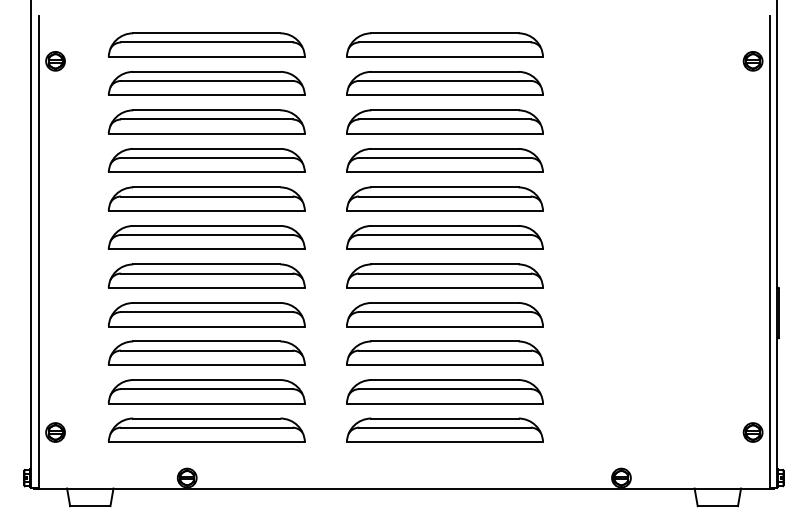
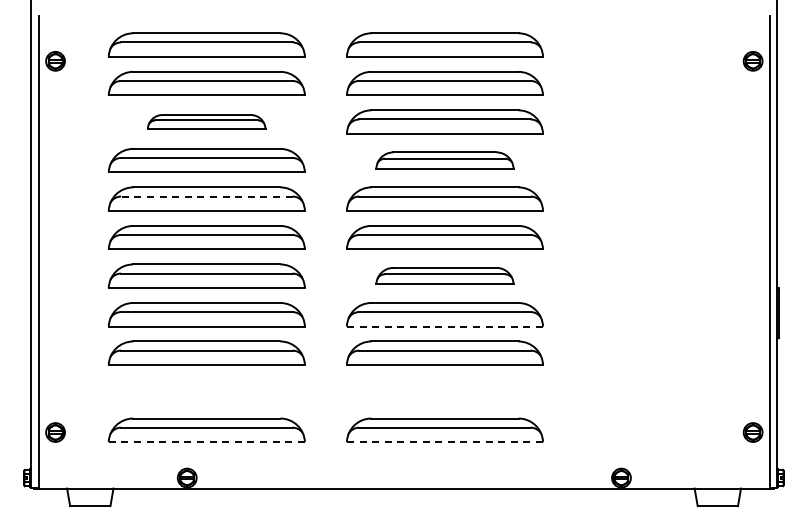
part size: 199x26 px -> 120x16 px (206, 121)
part size: 198x25 px -> 140x19 px (444, 160)
line: solid -> dashed (206, 196)
part size: 198x26 px -> 140x18 px (444, 275)
line: solid -> dashed (444, 326)
part: present -> none (206, 391)
part: present -> none (444, 391)
line: solid -> dashed (206, 442)
line: solid -> dashed (444, 442)
